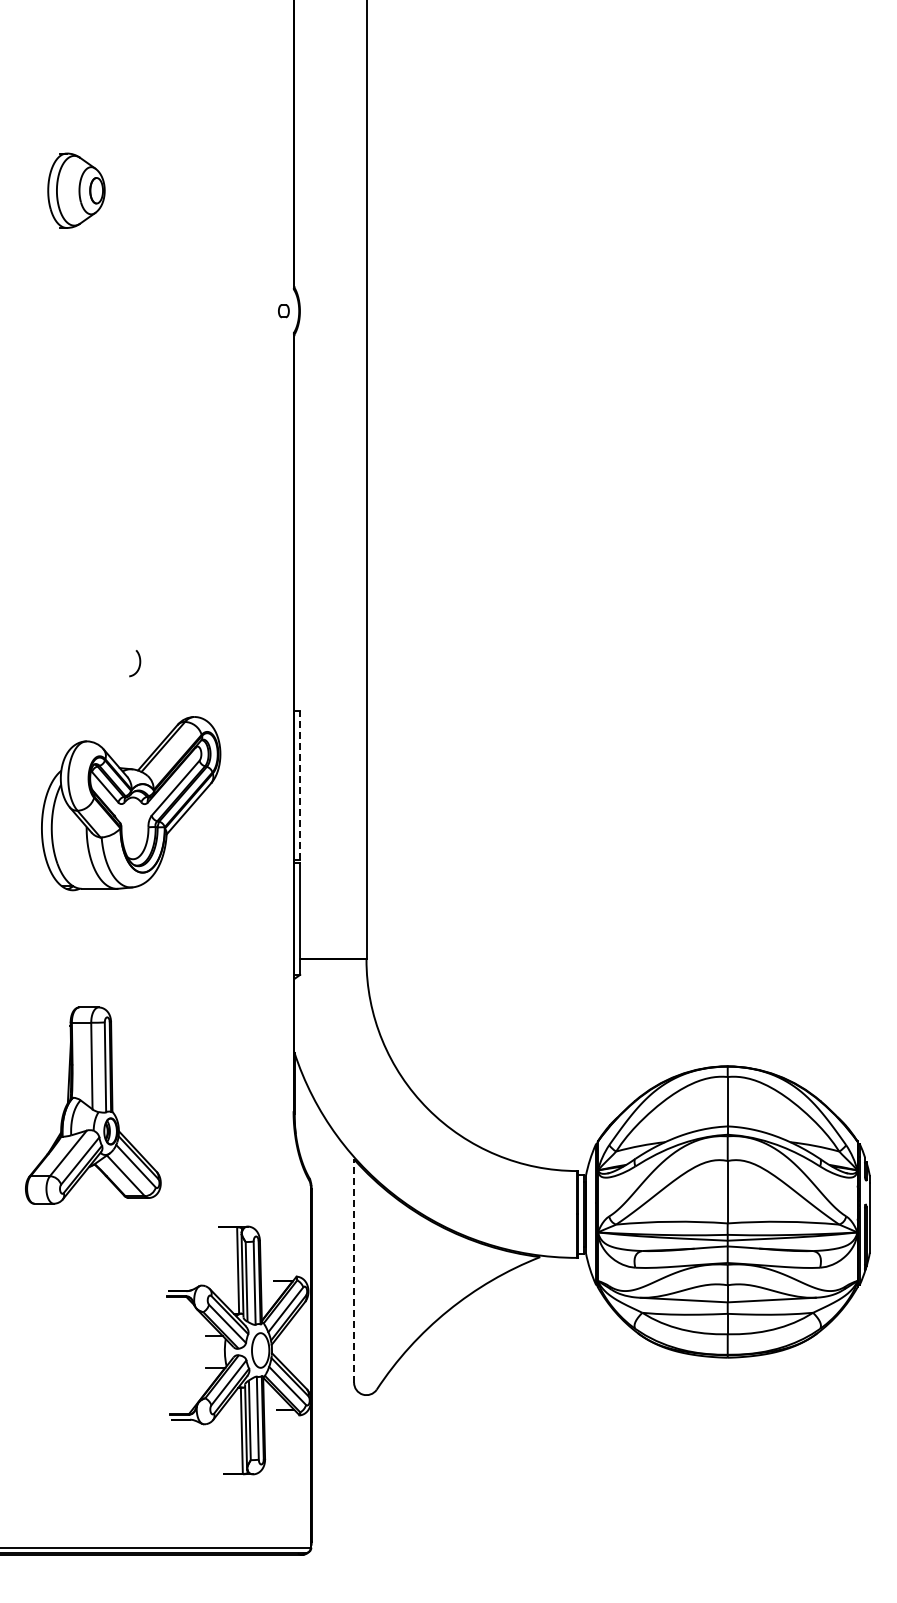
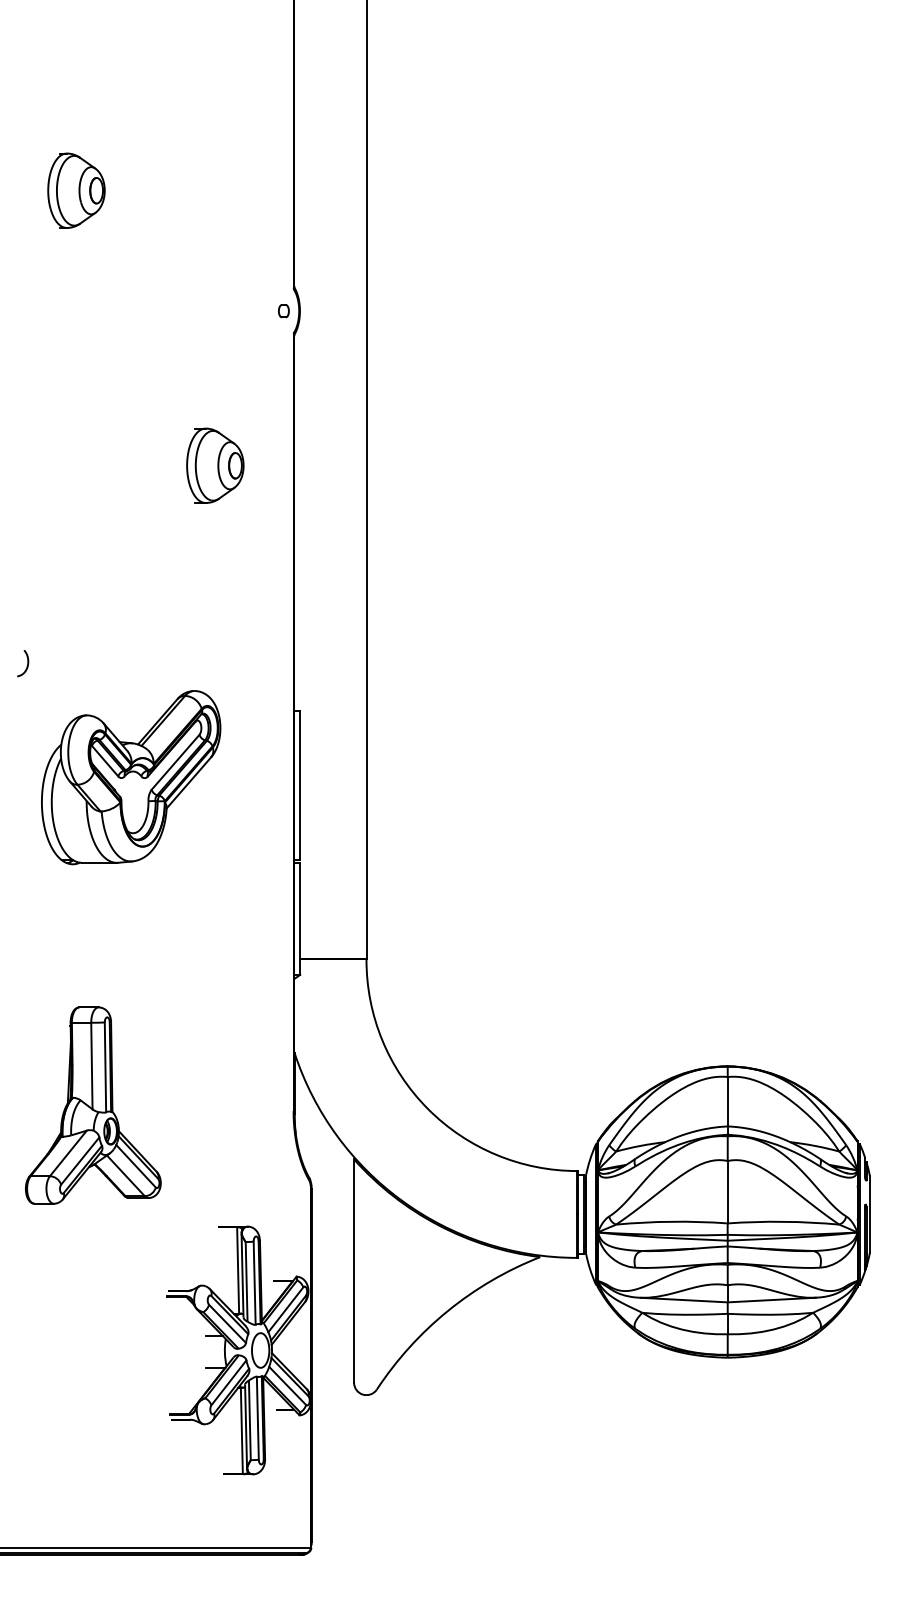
part: none -> present (215, 465)
curve position: (139, 663) -> (27, 663) (27, 663)
line: dashed -> solid (300, 785)
part position: (131, 803) -> (131, 777) (131, 777)
line: dashed -> solid (354, 1271)
